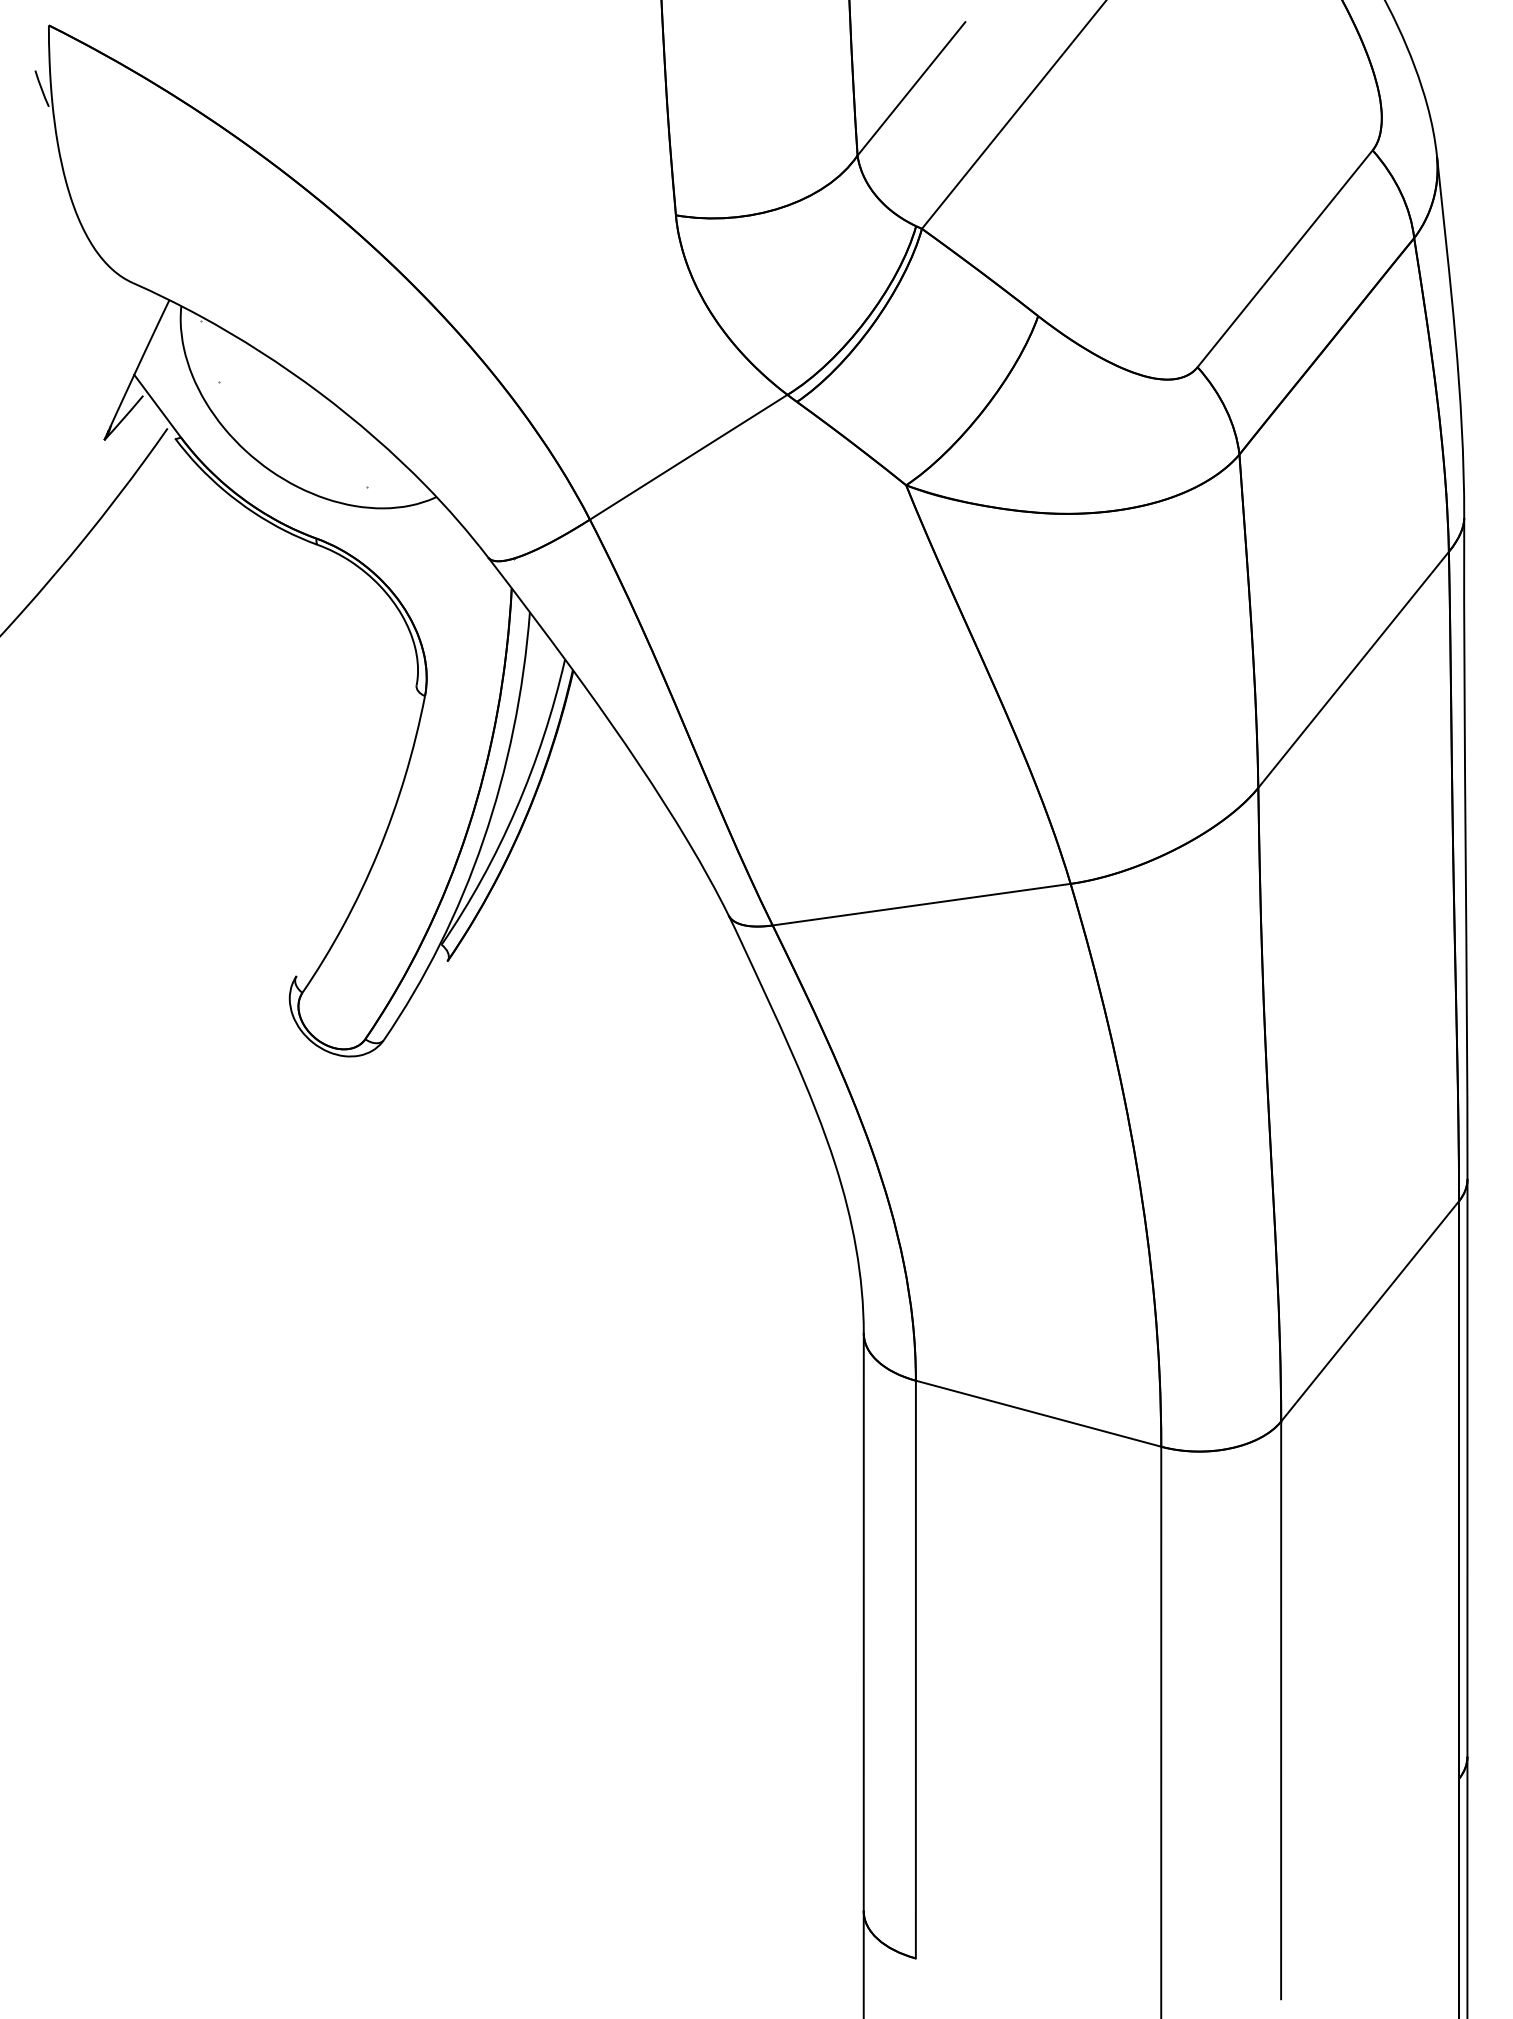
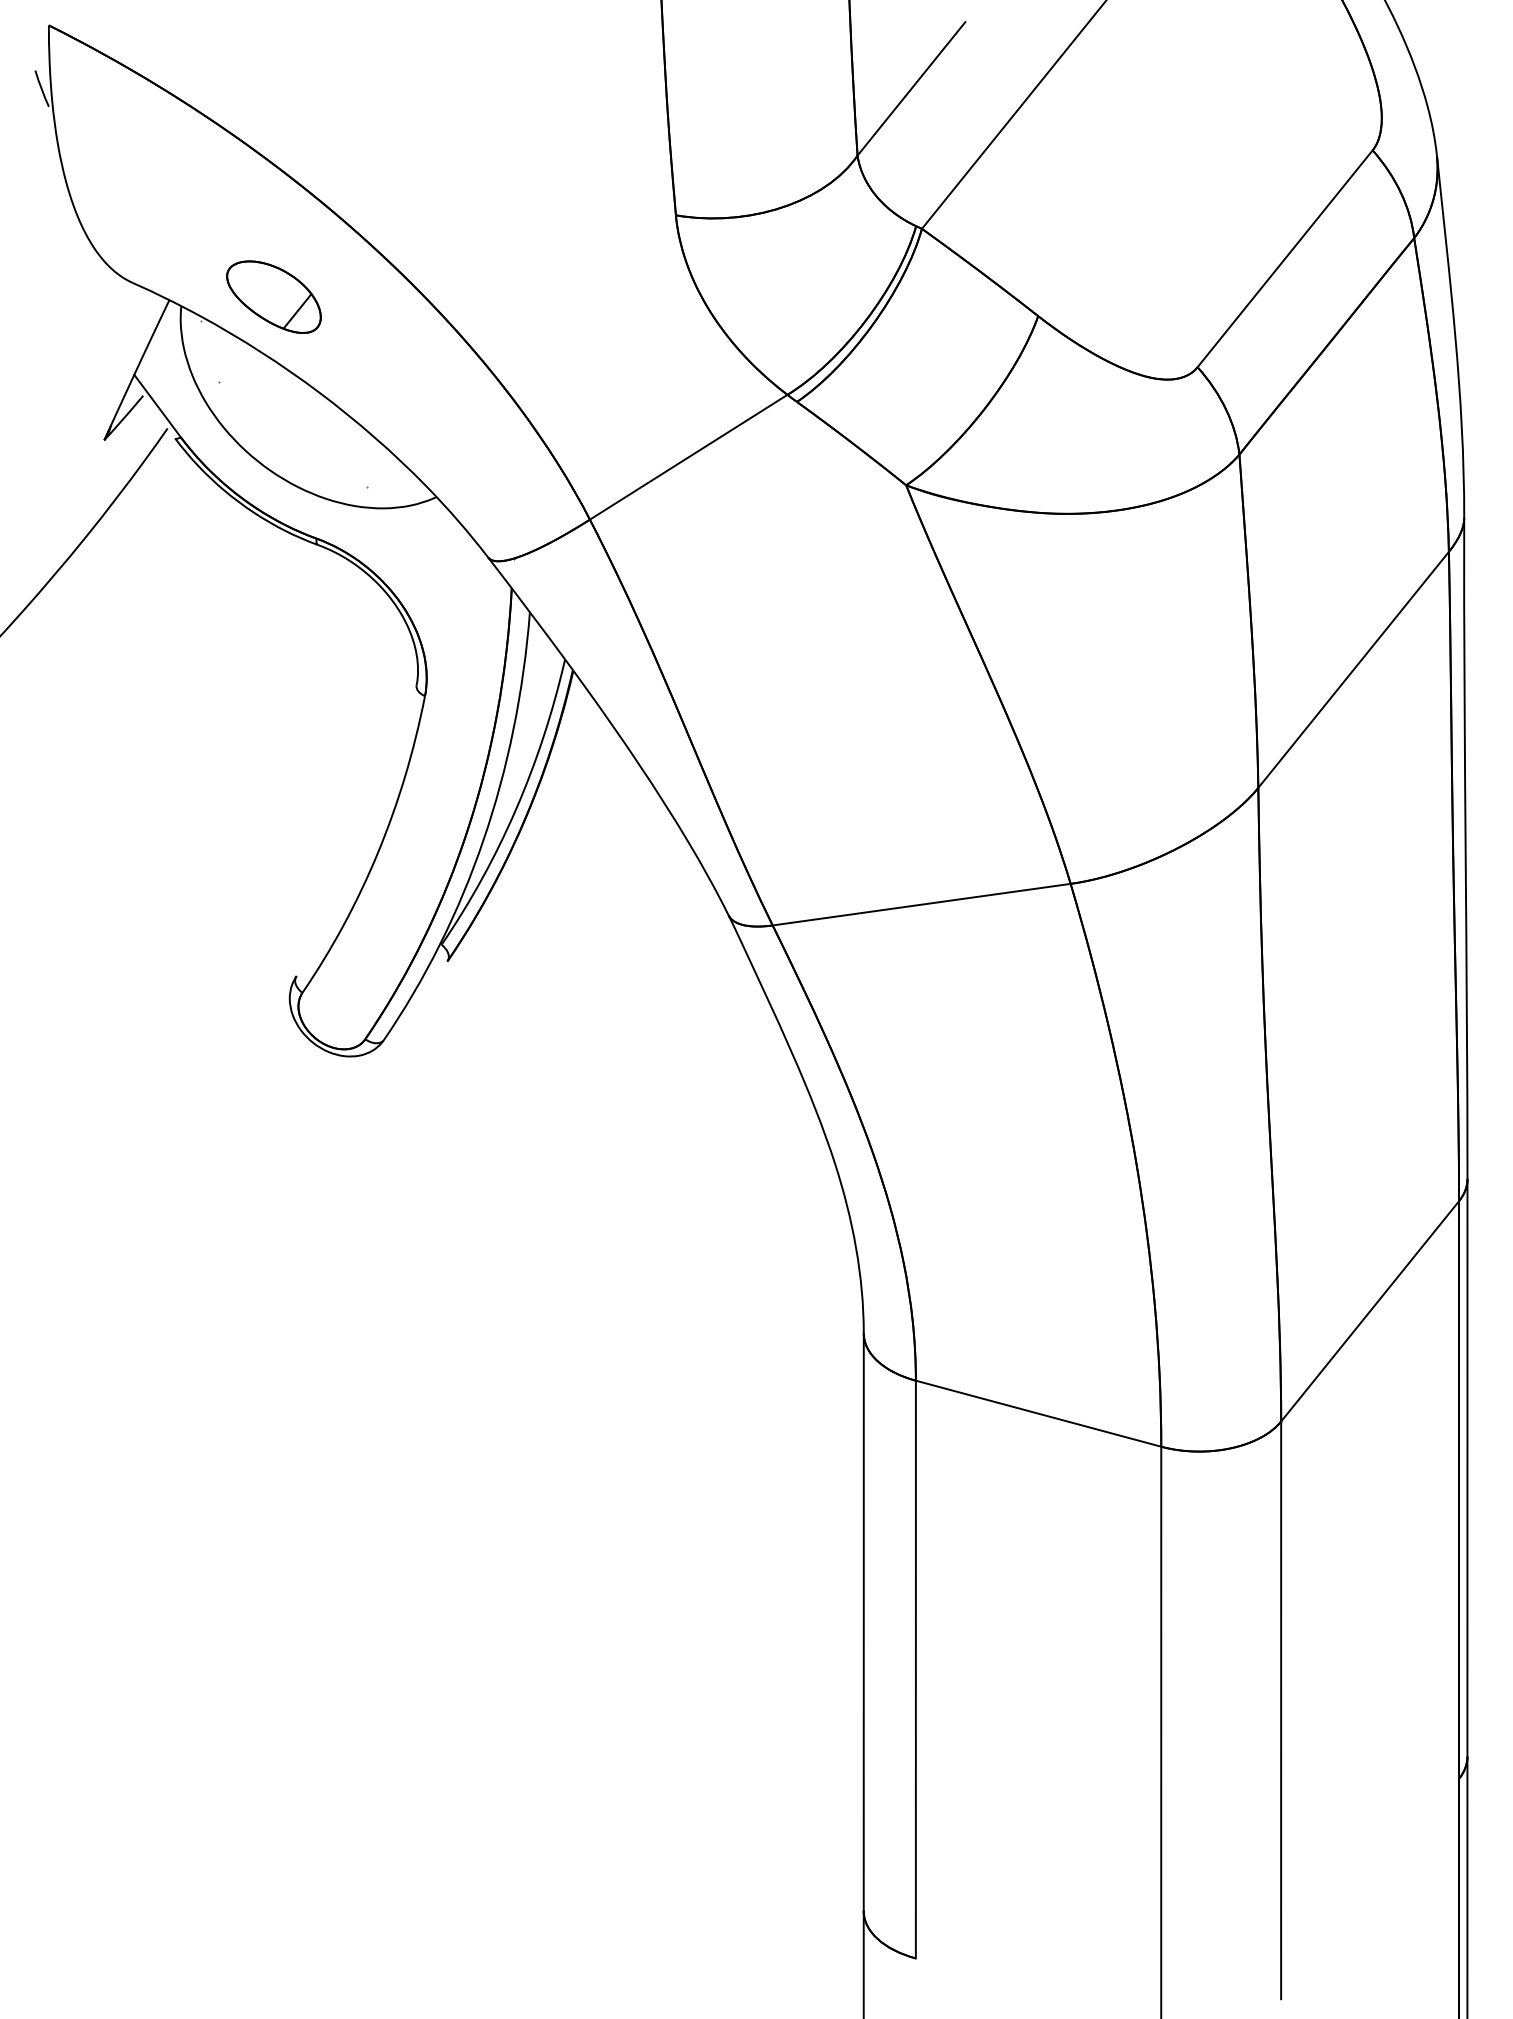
part: none -> present (273, 296)
